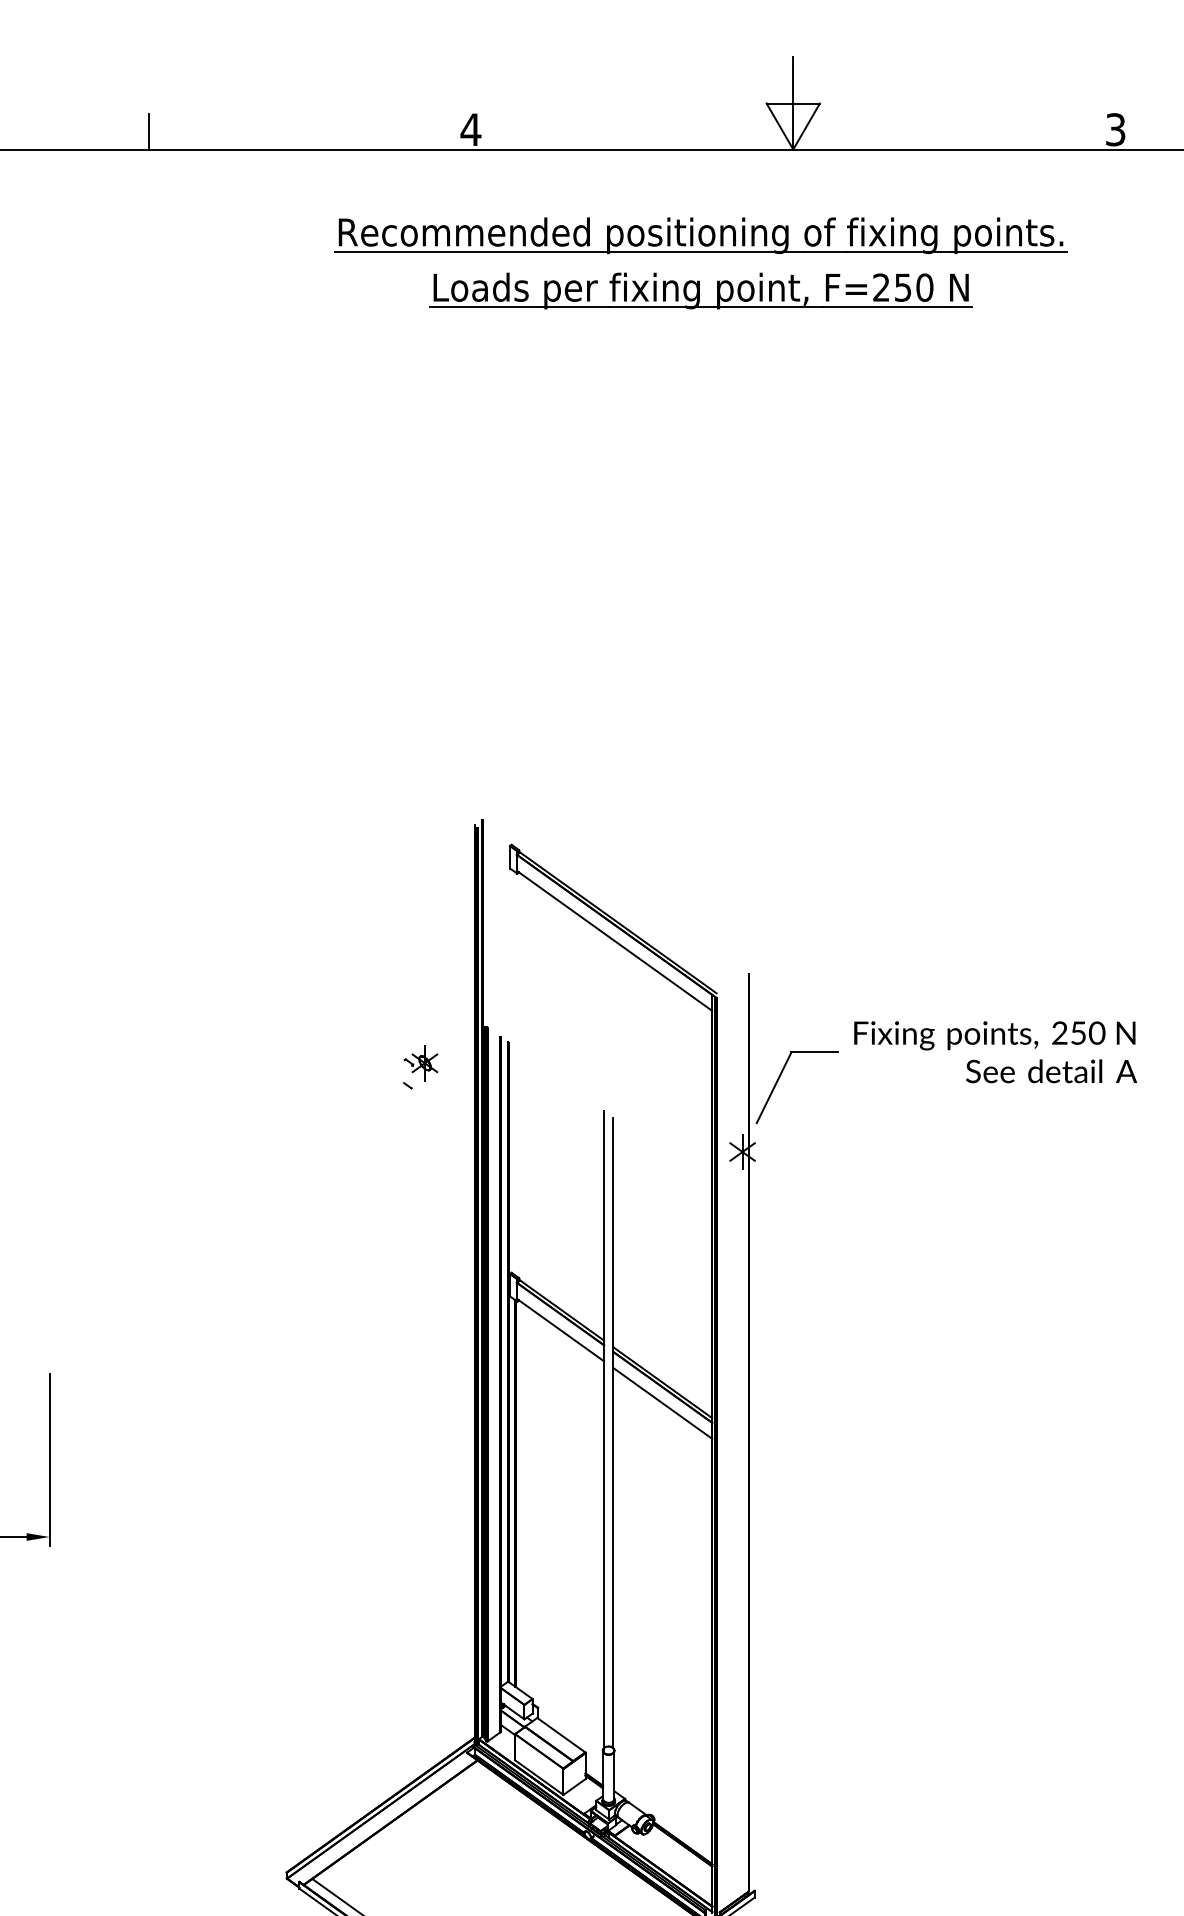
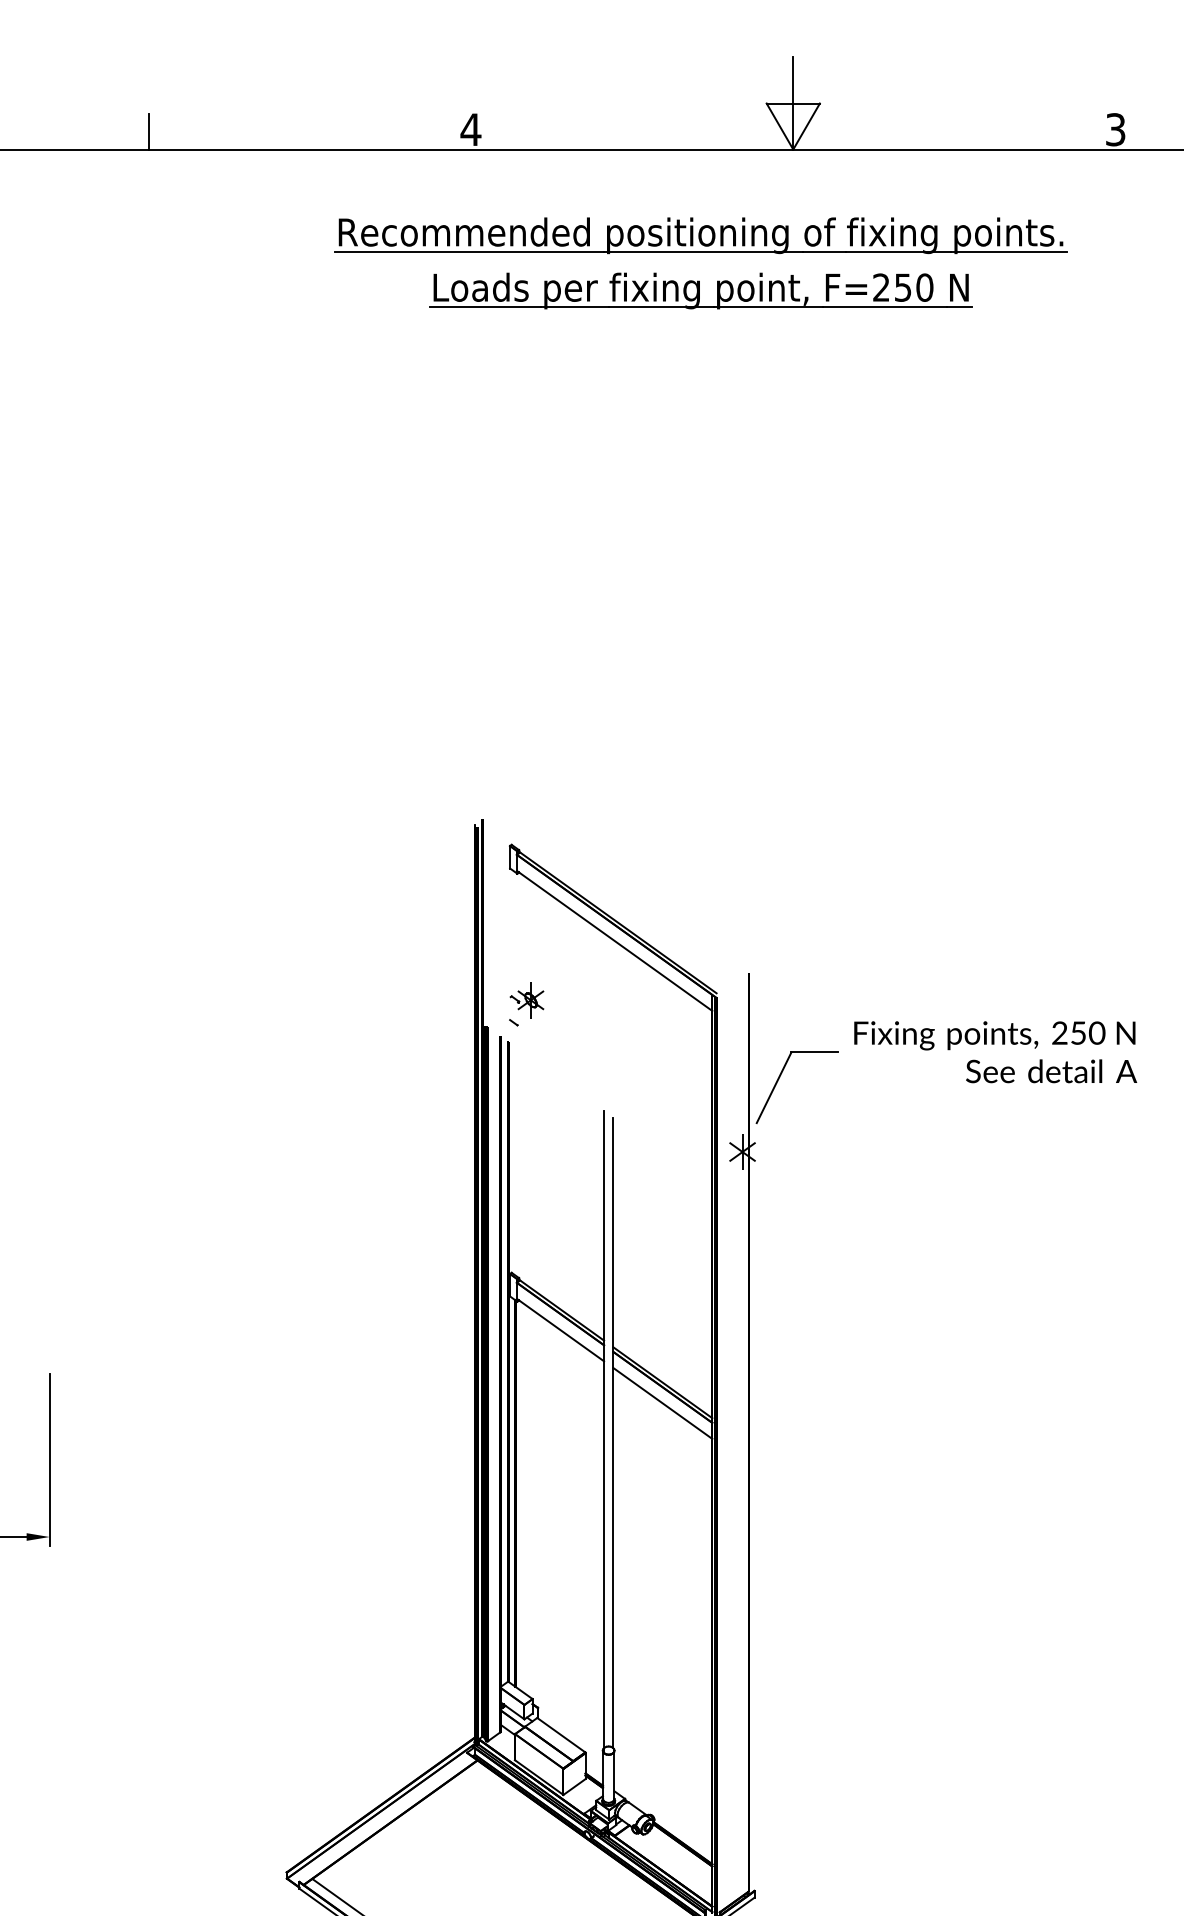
part position: (420, 1067) -> (526, 1004) (526, 1004)
